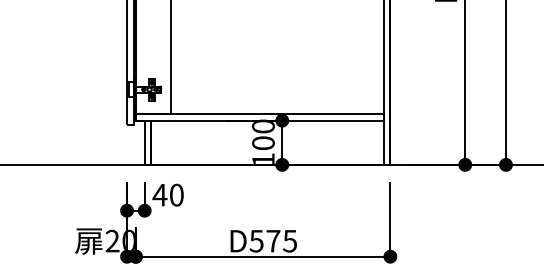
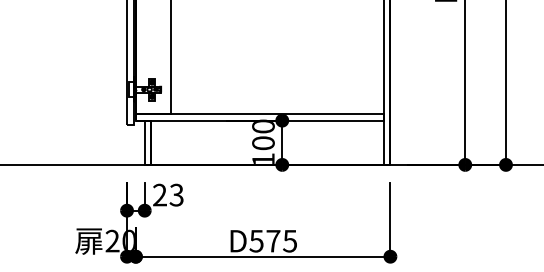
text: 40 -> 23 (167, 194)
